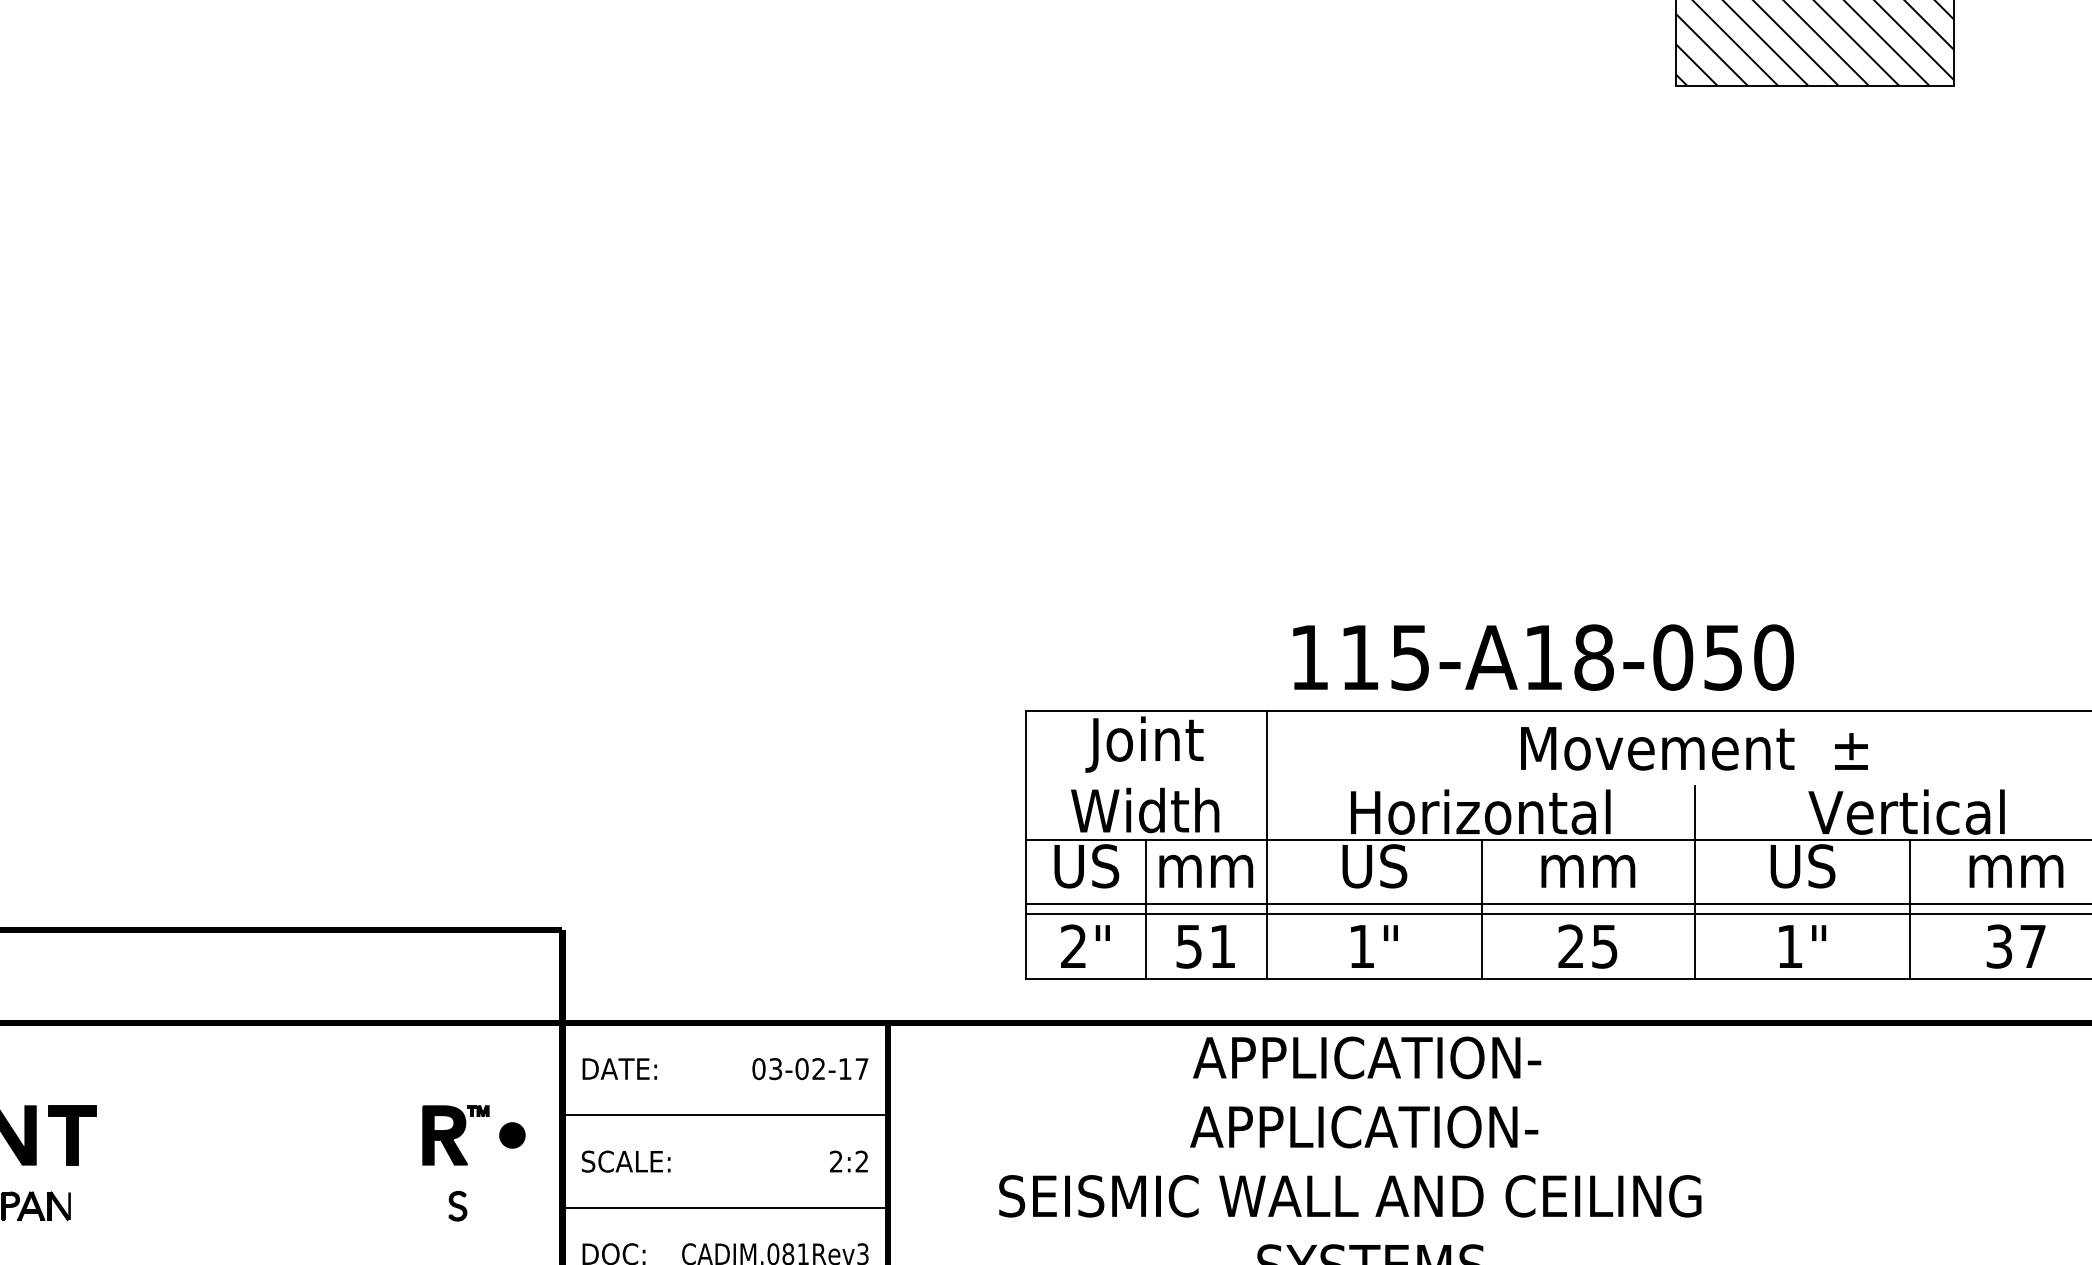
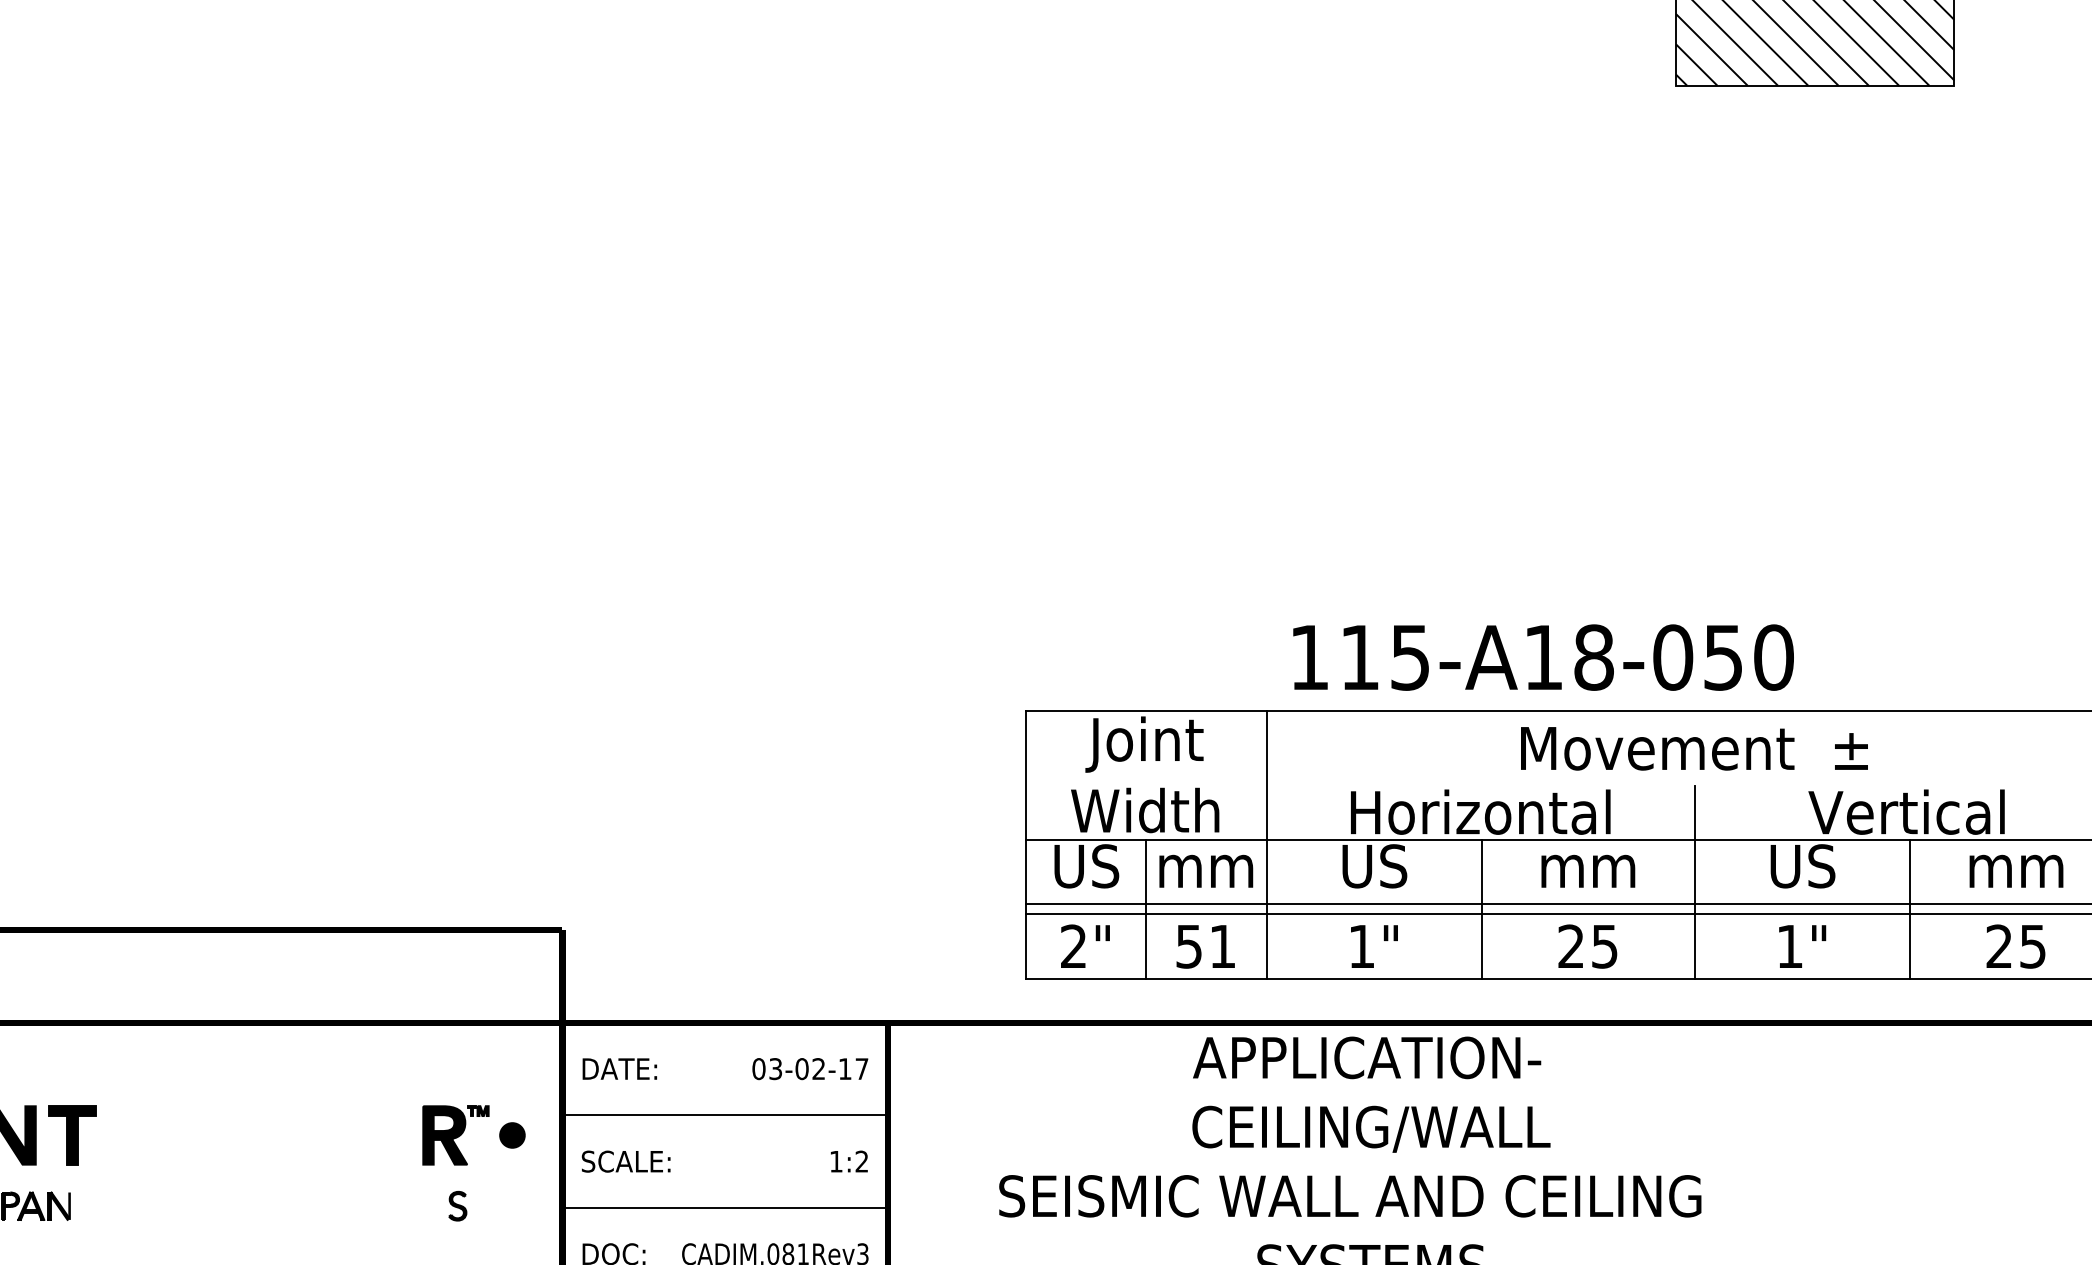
text: 37 -> 25 (2015, 946)
text: APPLICATION- -> CEILING/WALL (1370, 1128)
text: 2:2 -> 1:2 (836, 1161)
